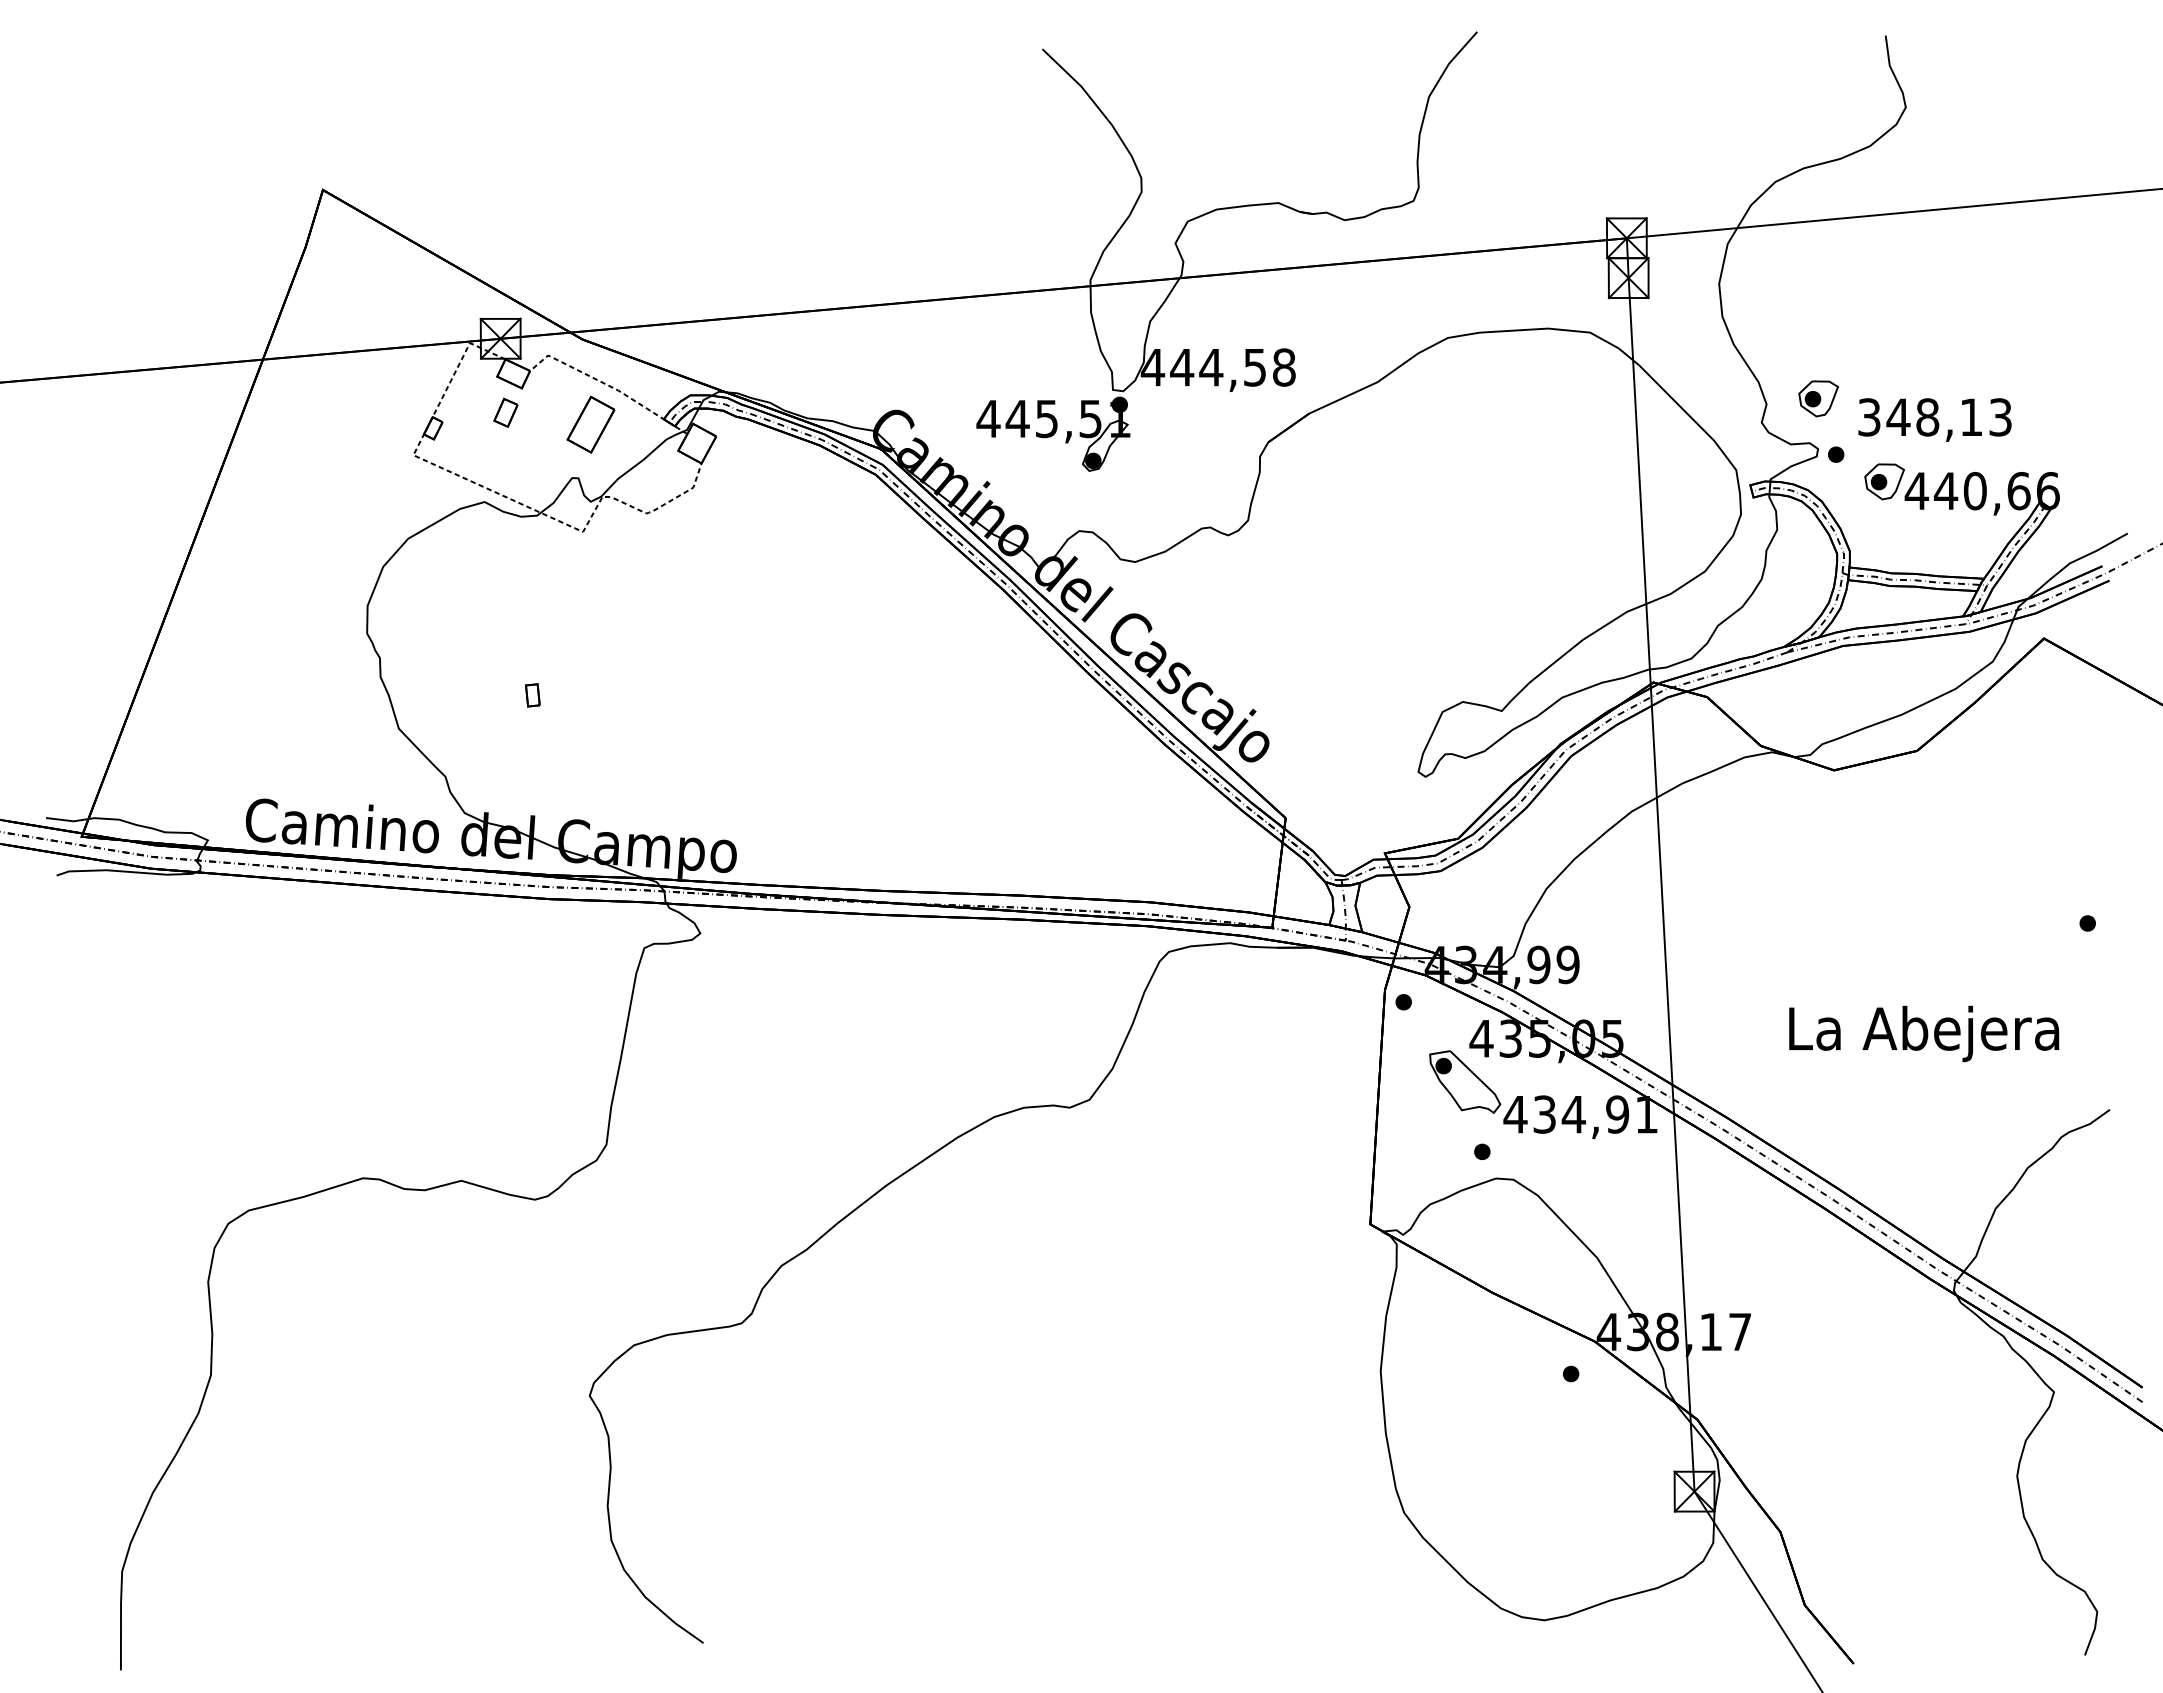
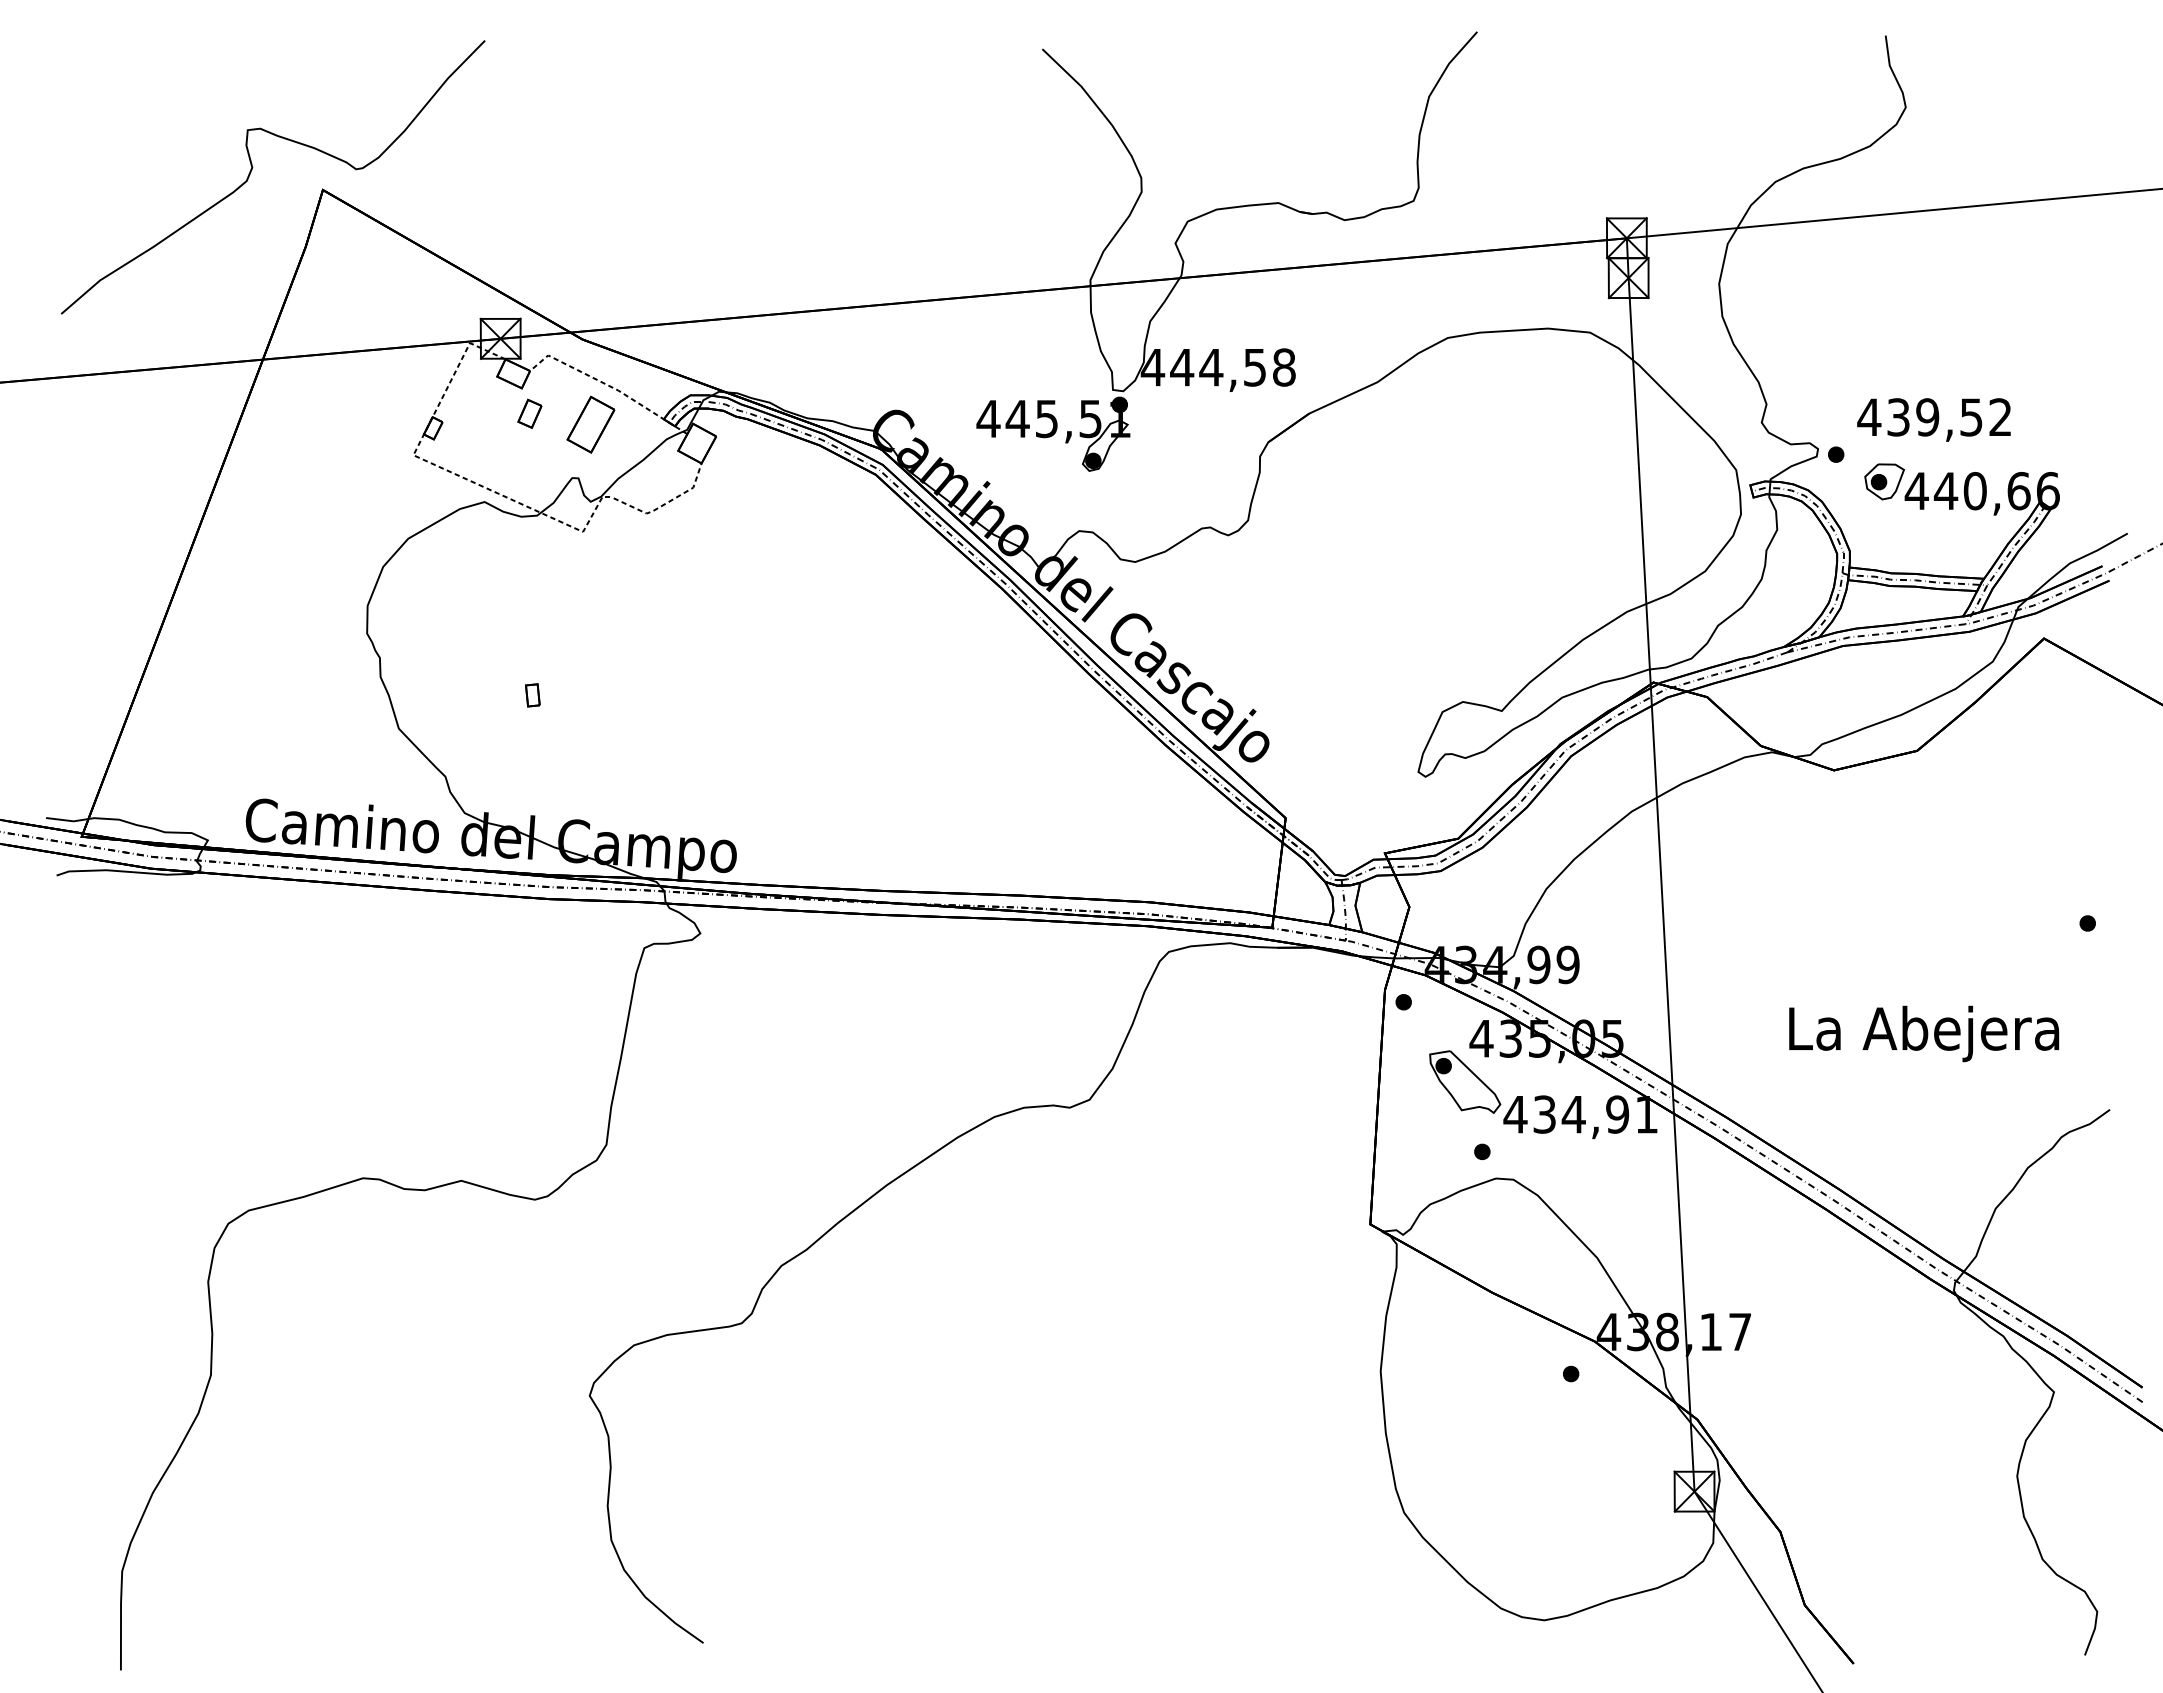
curve: none -> present (252, 170)
part: present -> none (1818, 398)
part position: (505, 412) -> (529, 413) (529, 413)
text: 348,13 -> 439,52 (1934, 417)
